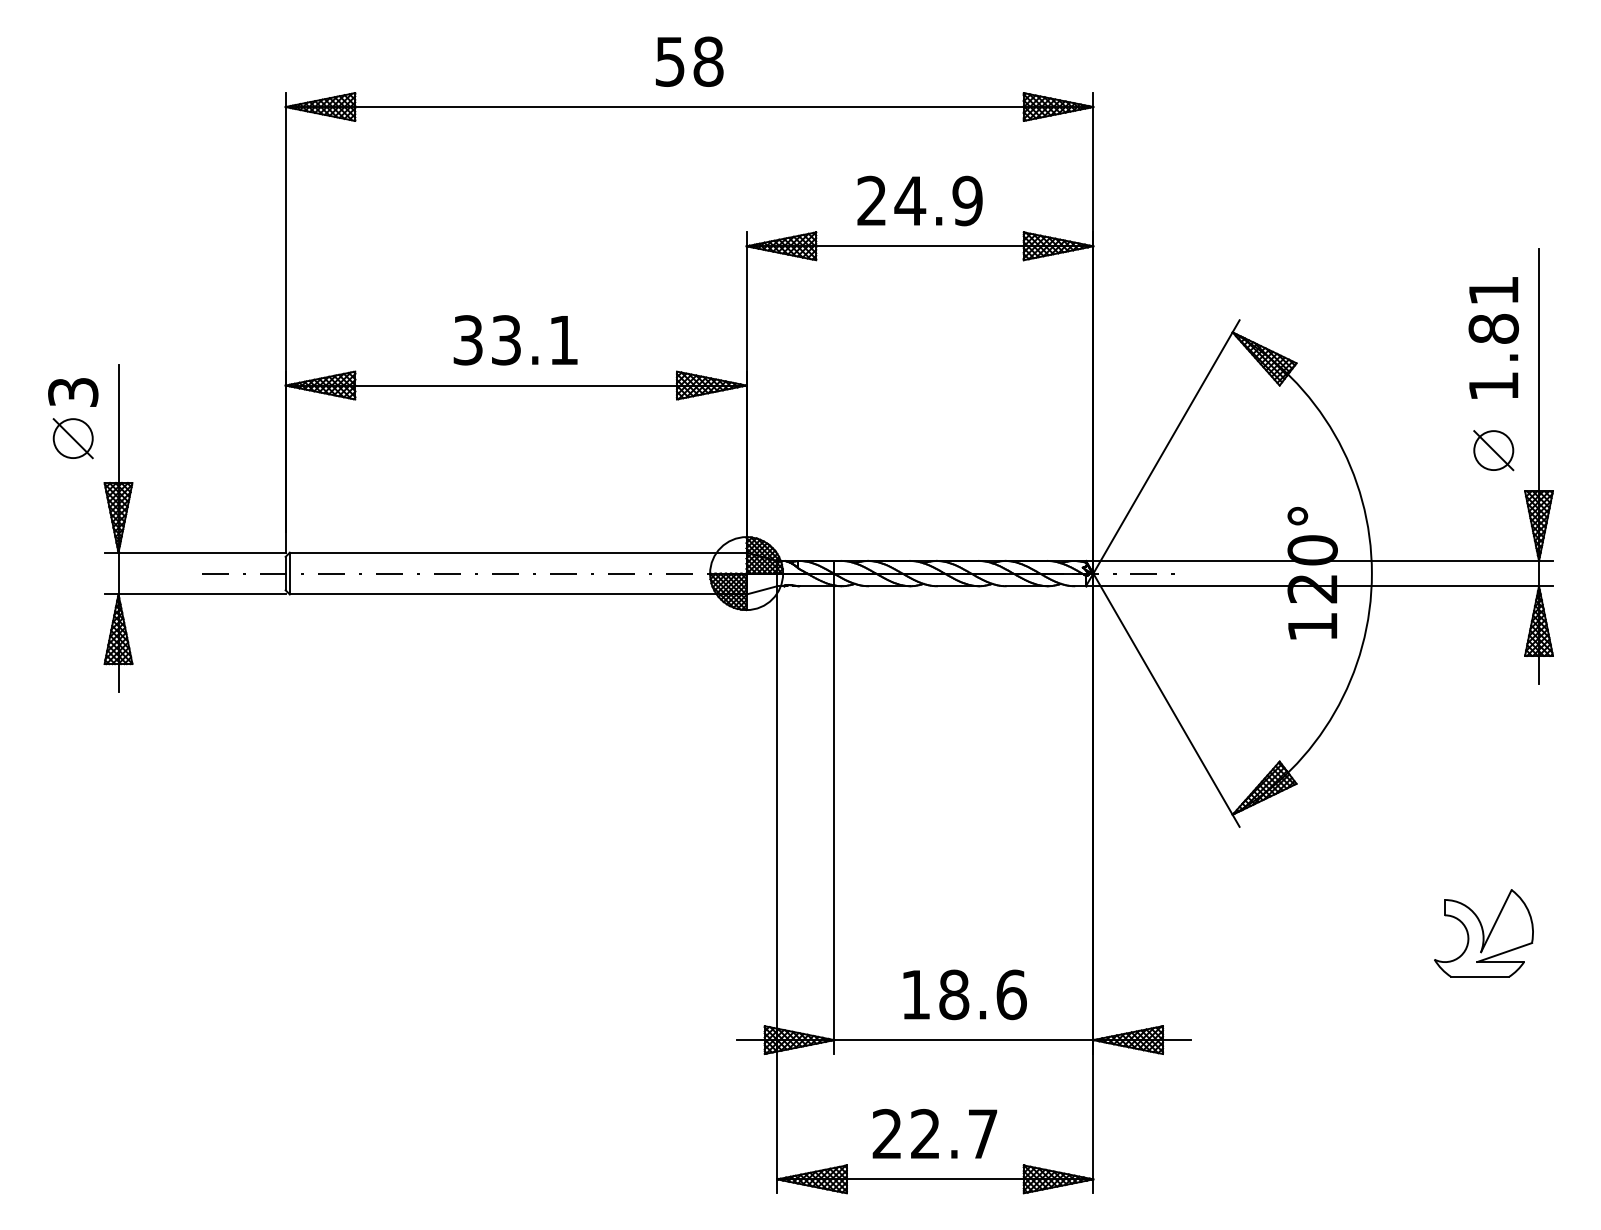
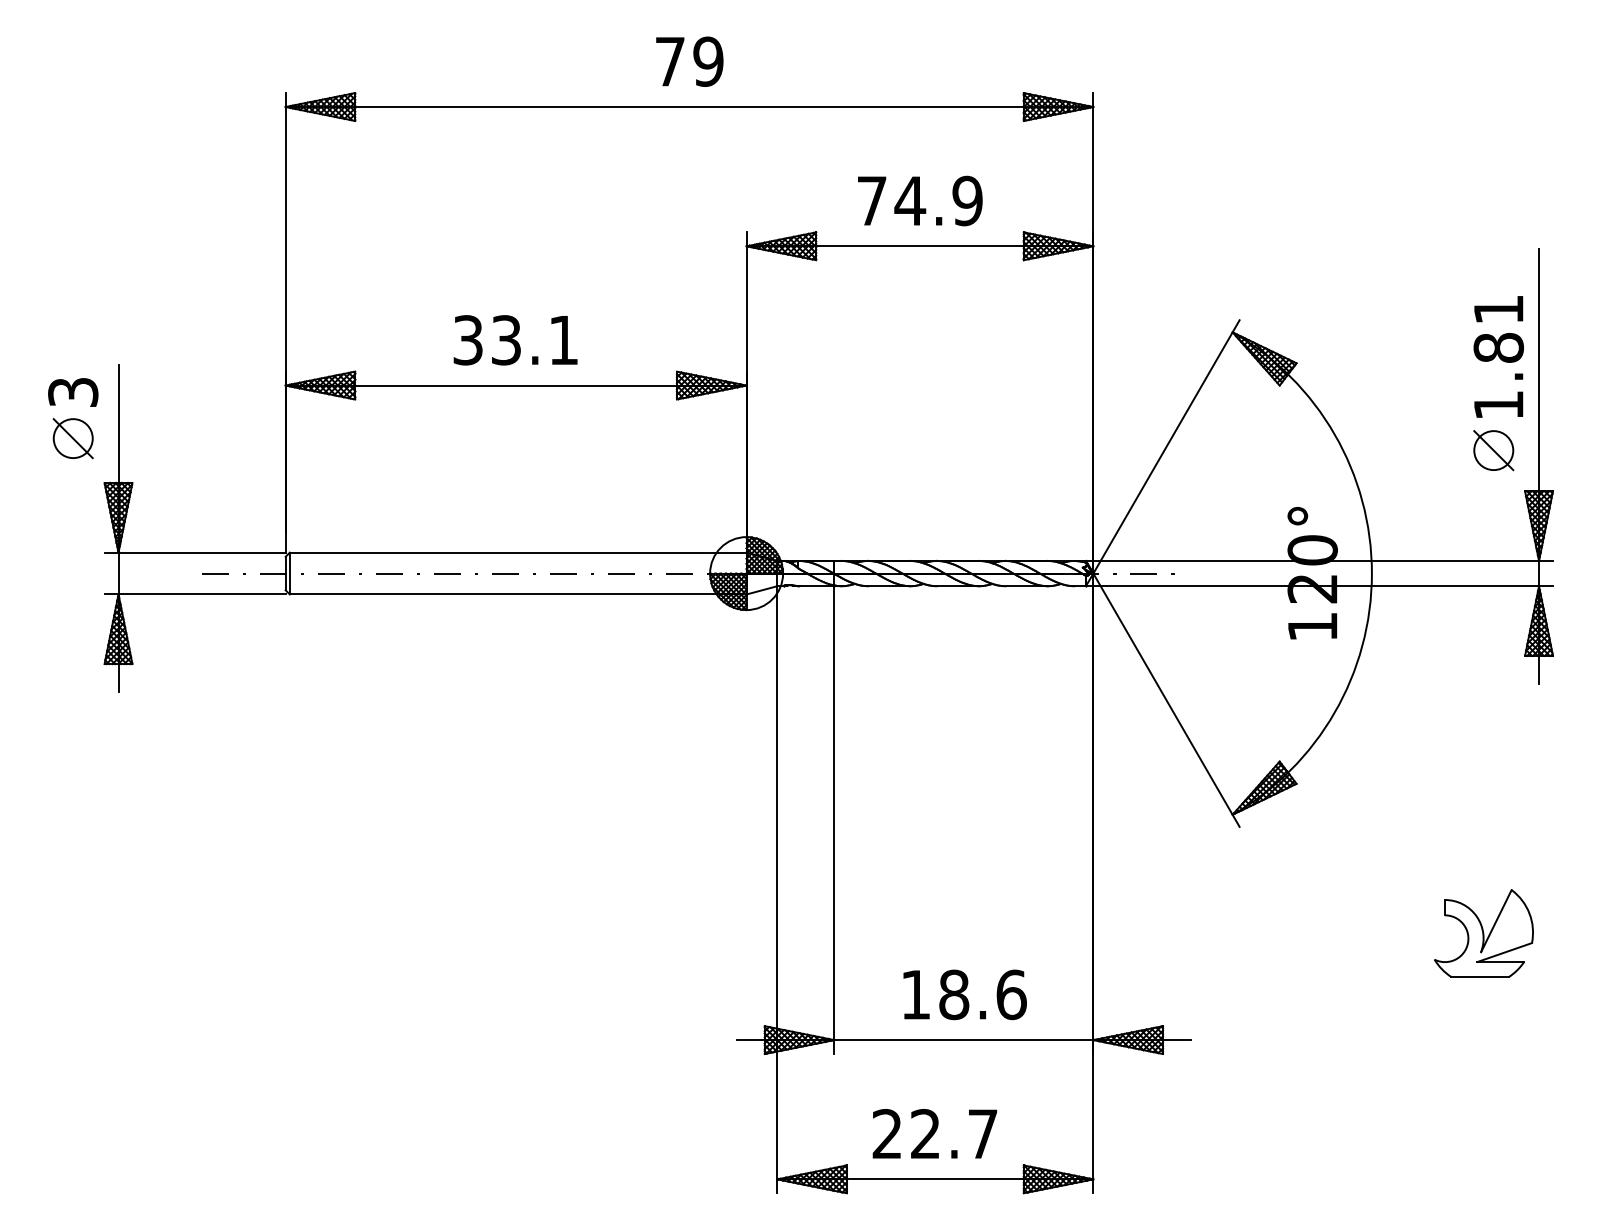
text: 58 -> 79 (689, 61)
text: 24.9 -> 74.9 (871, 200)
text position: (1493, 337) -> (1498, 356) (1498, 356)
